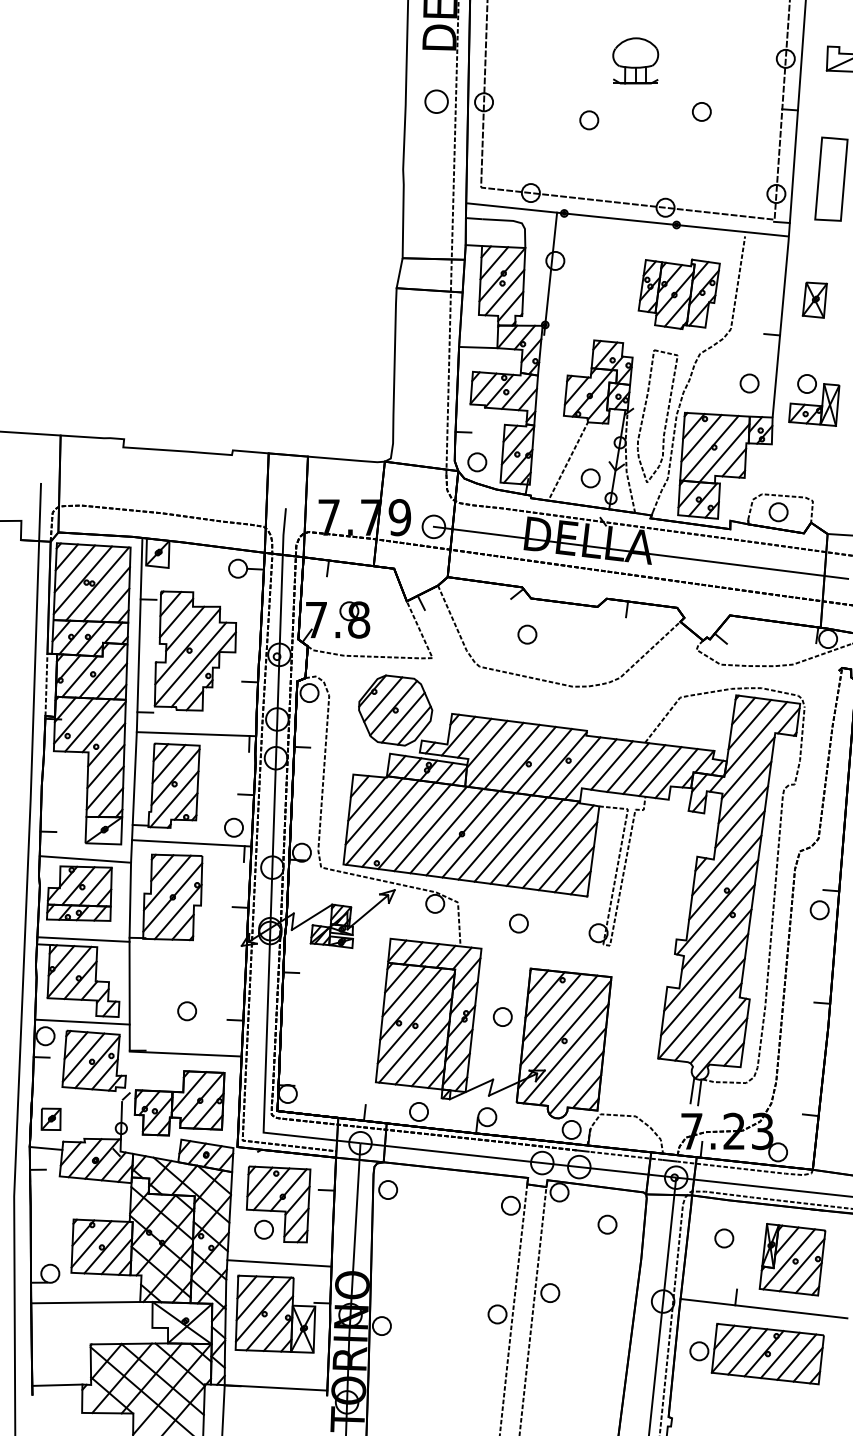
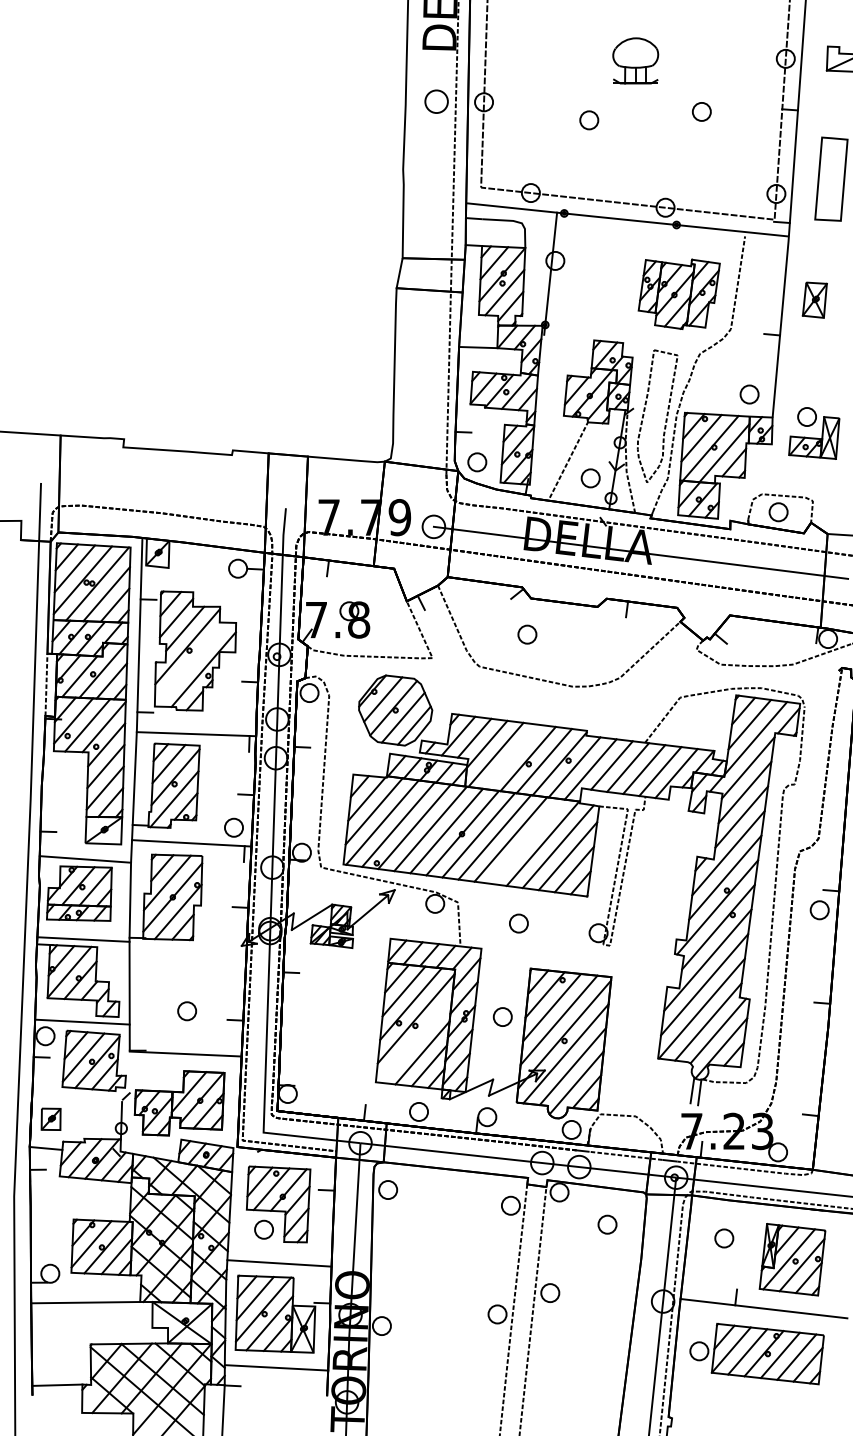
part position: (749, 383) -> (749, 394) (749, 394)
part position: (814, 400) -> (814, 433) (814, 433)
line: present -> none (190, 663)
line: present -> none (511, 756)
line: present -> none (526, 841)
line: present -> none (415, 1039)
line position: (275, 1387) -> (276, 1367) (276, 1367)
